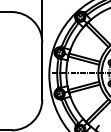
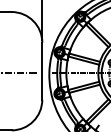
line: none -> present (19, 73)
